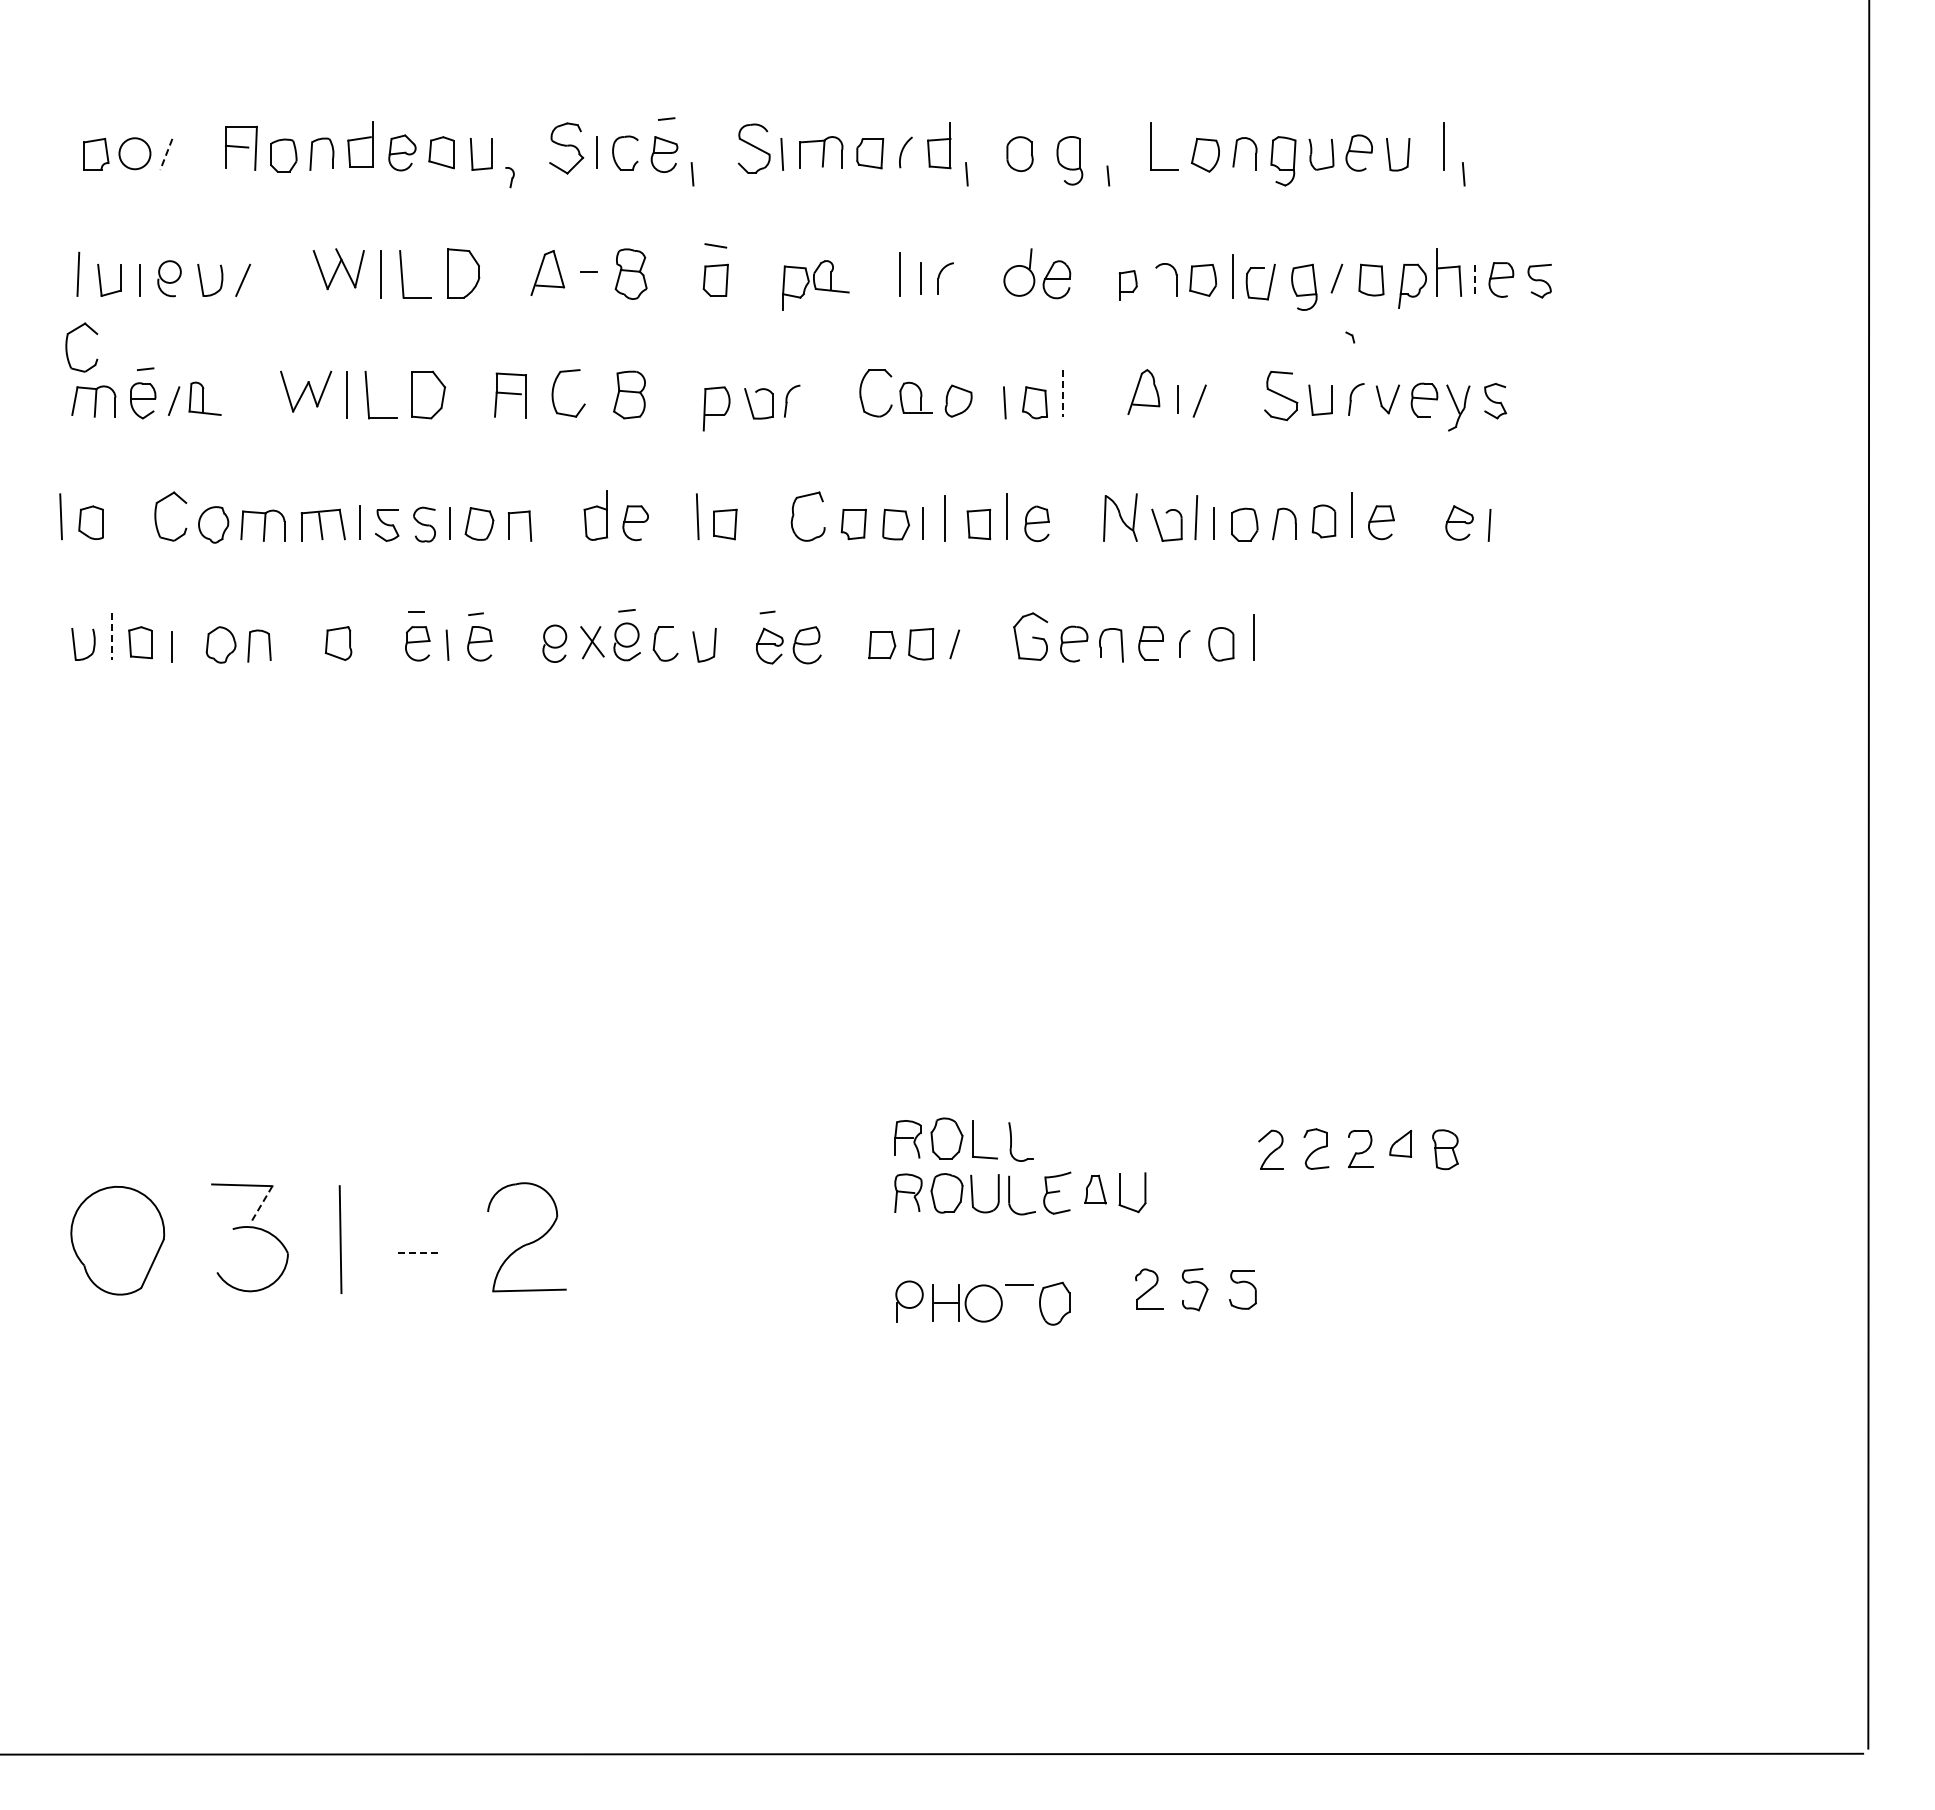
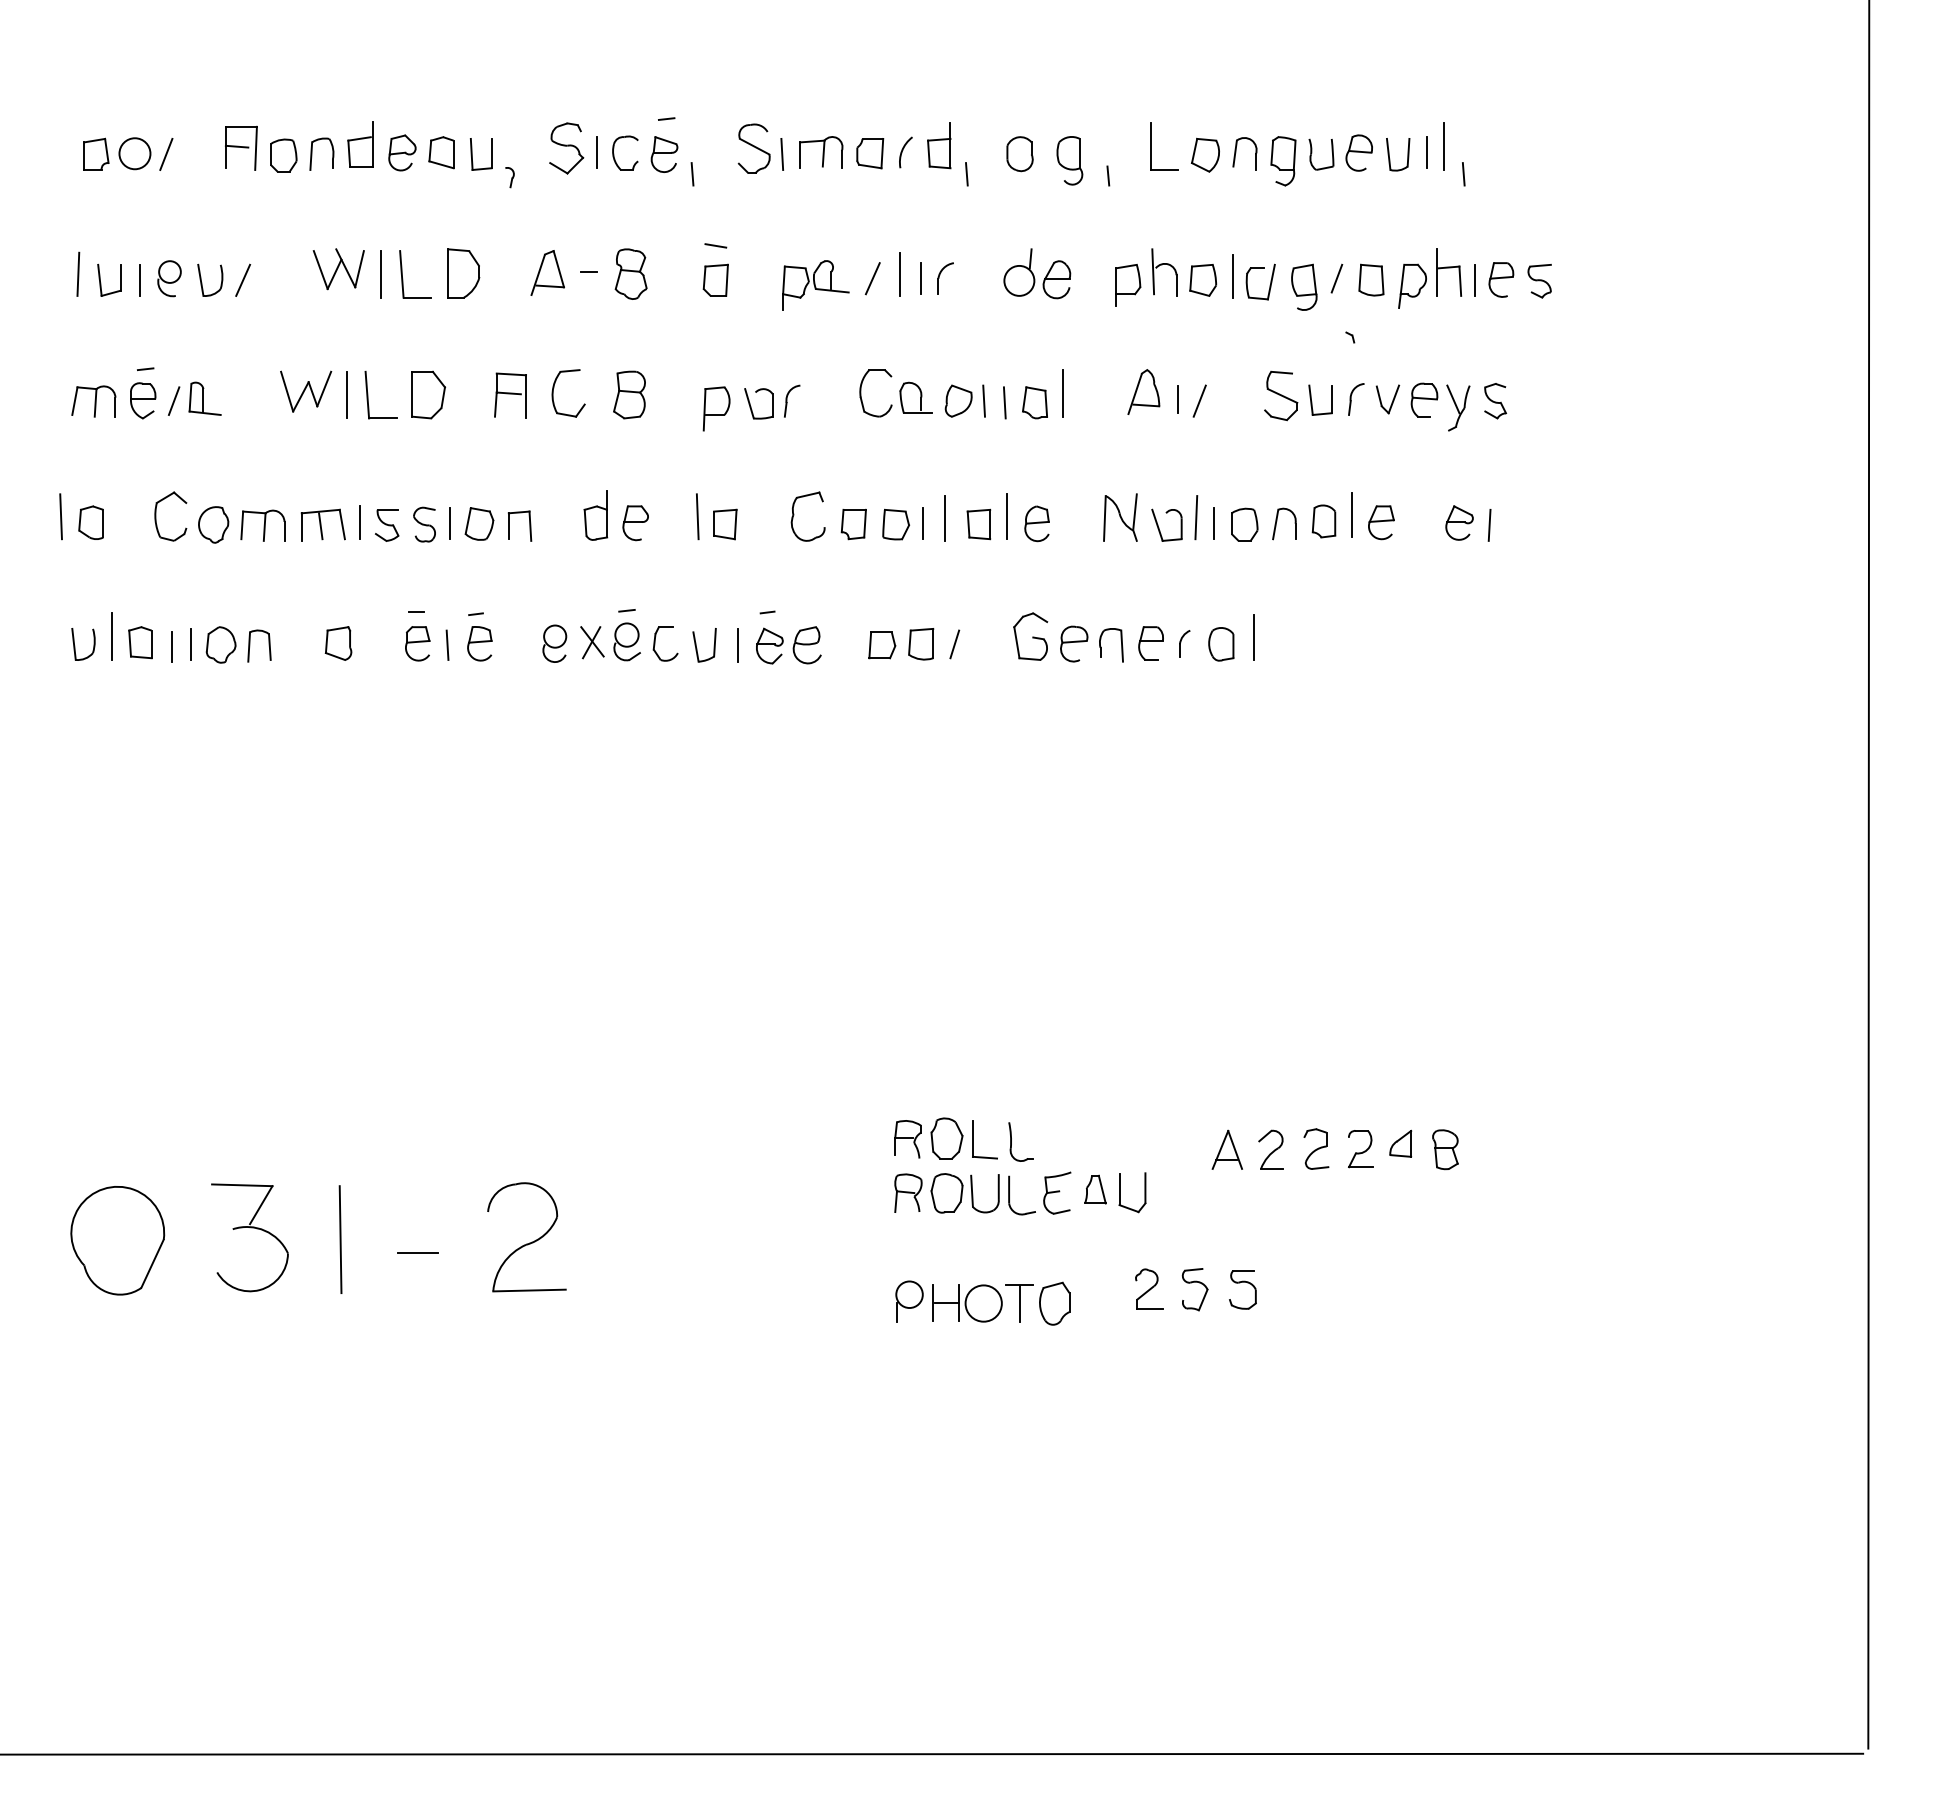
line: none -> present (1426, 152)
line: dashed -> solid (166, 154)
line: none -> present (1153, 271)
line: none -> present (872, 278)
line: dashed -> solid (1474, 280)
part size: 20x31 px -> 27x43 px (1128, 285)
part: present -> none (67, 347)
line: dashed -> solid (1062, 393)
line: none -> present (983, 400)
line: dashed -> solid (112, 637)
line: none -> present (191, 643)
line: none -> present (738, 644)
part: none -> present (1226, 1149)
line: dashed -> solid (260, 1205)
line: dashed -> solid (418, 1253)
line: none -> present (1019, 1304)
